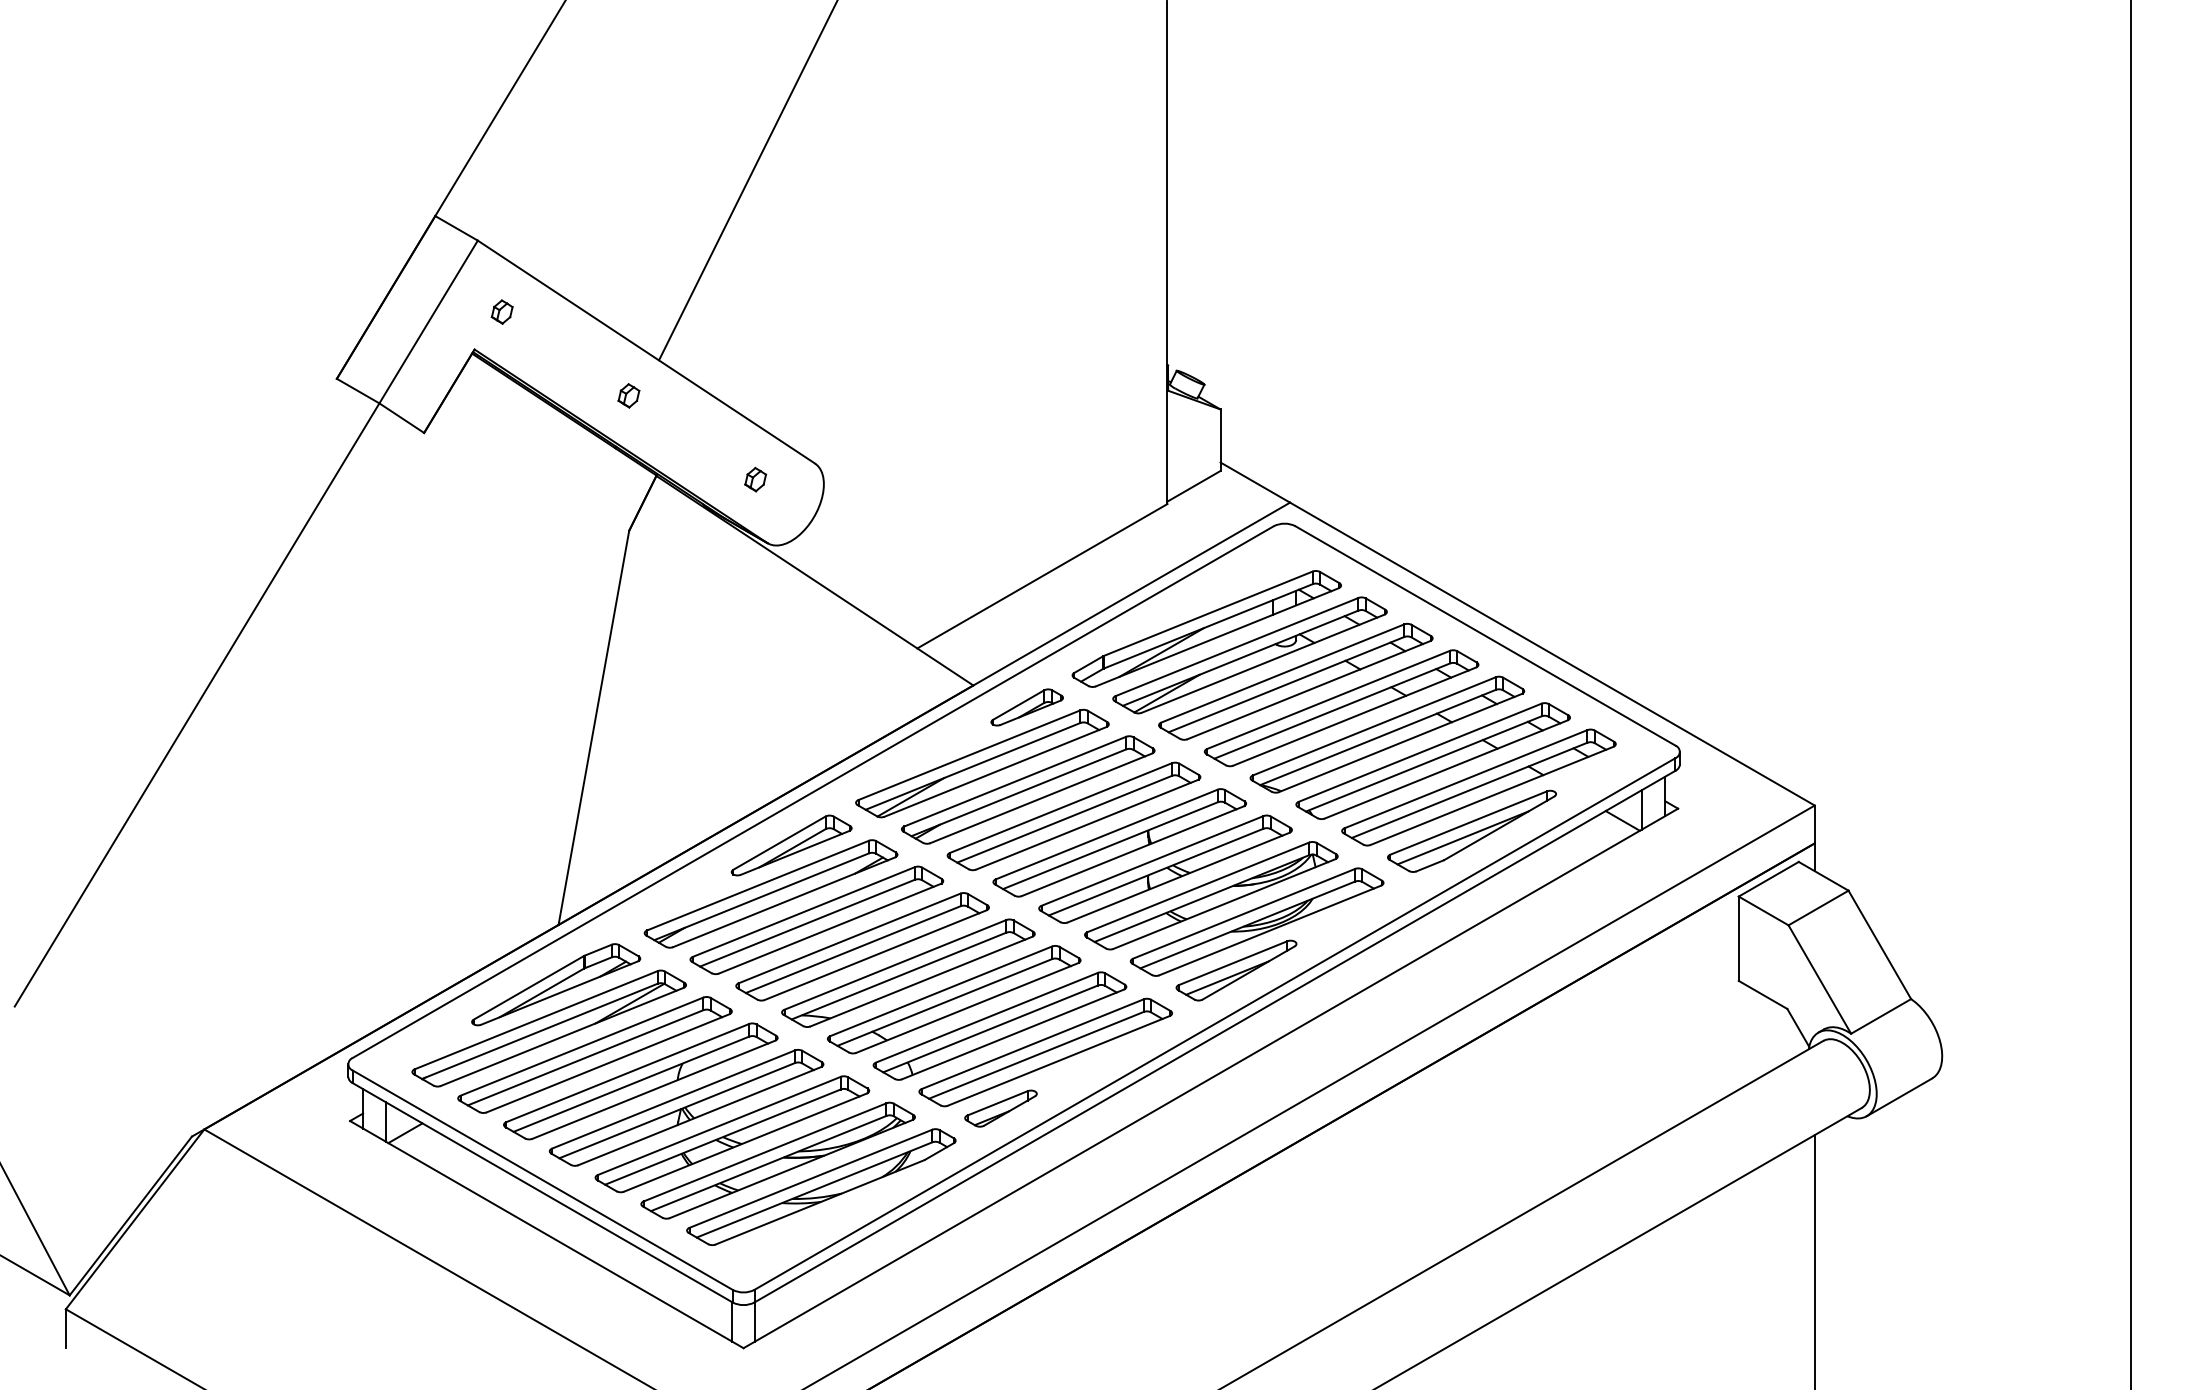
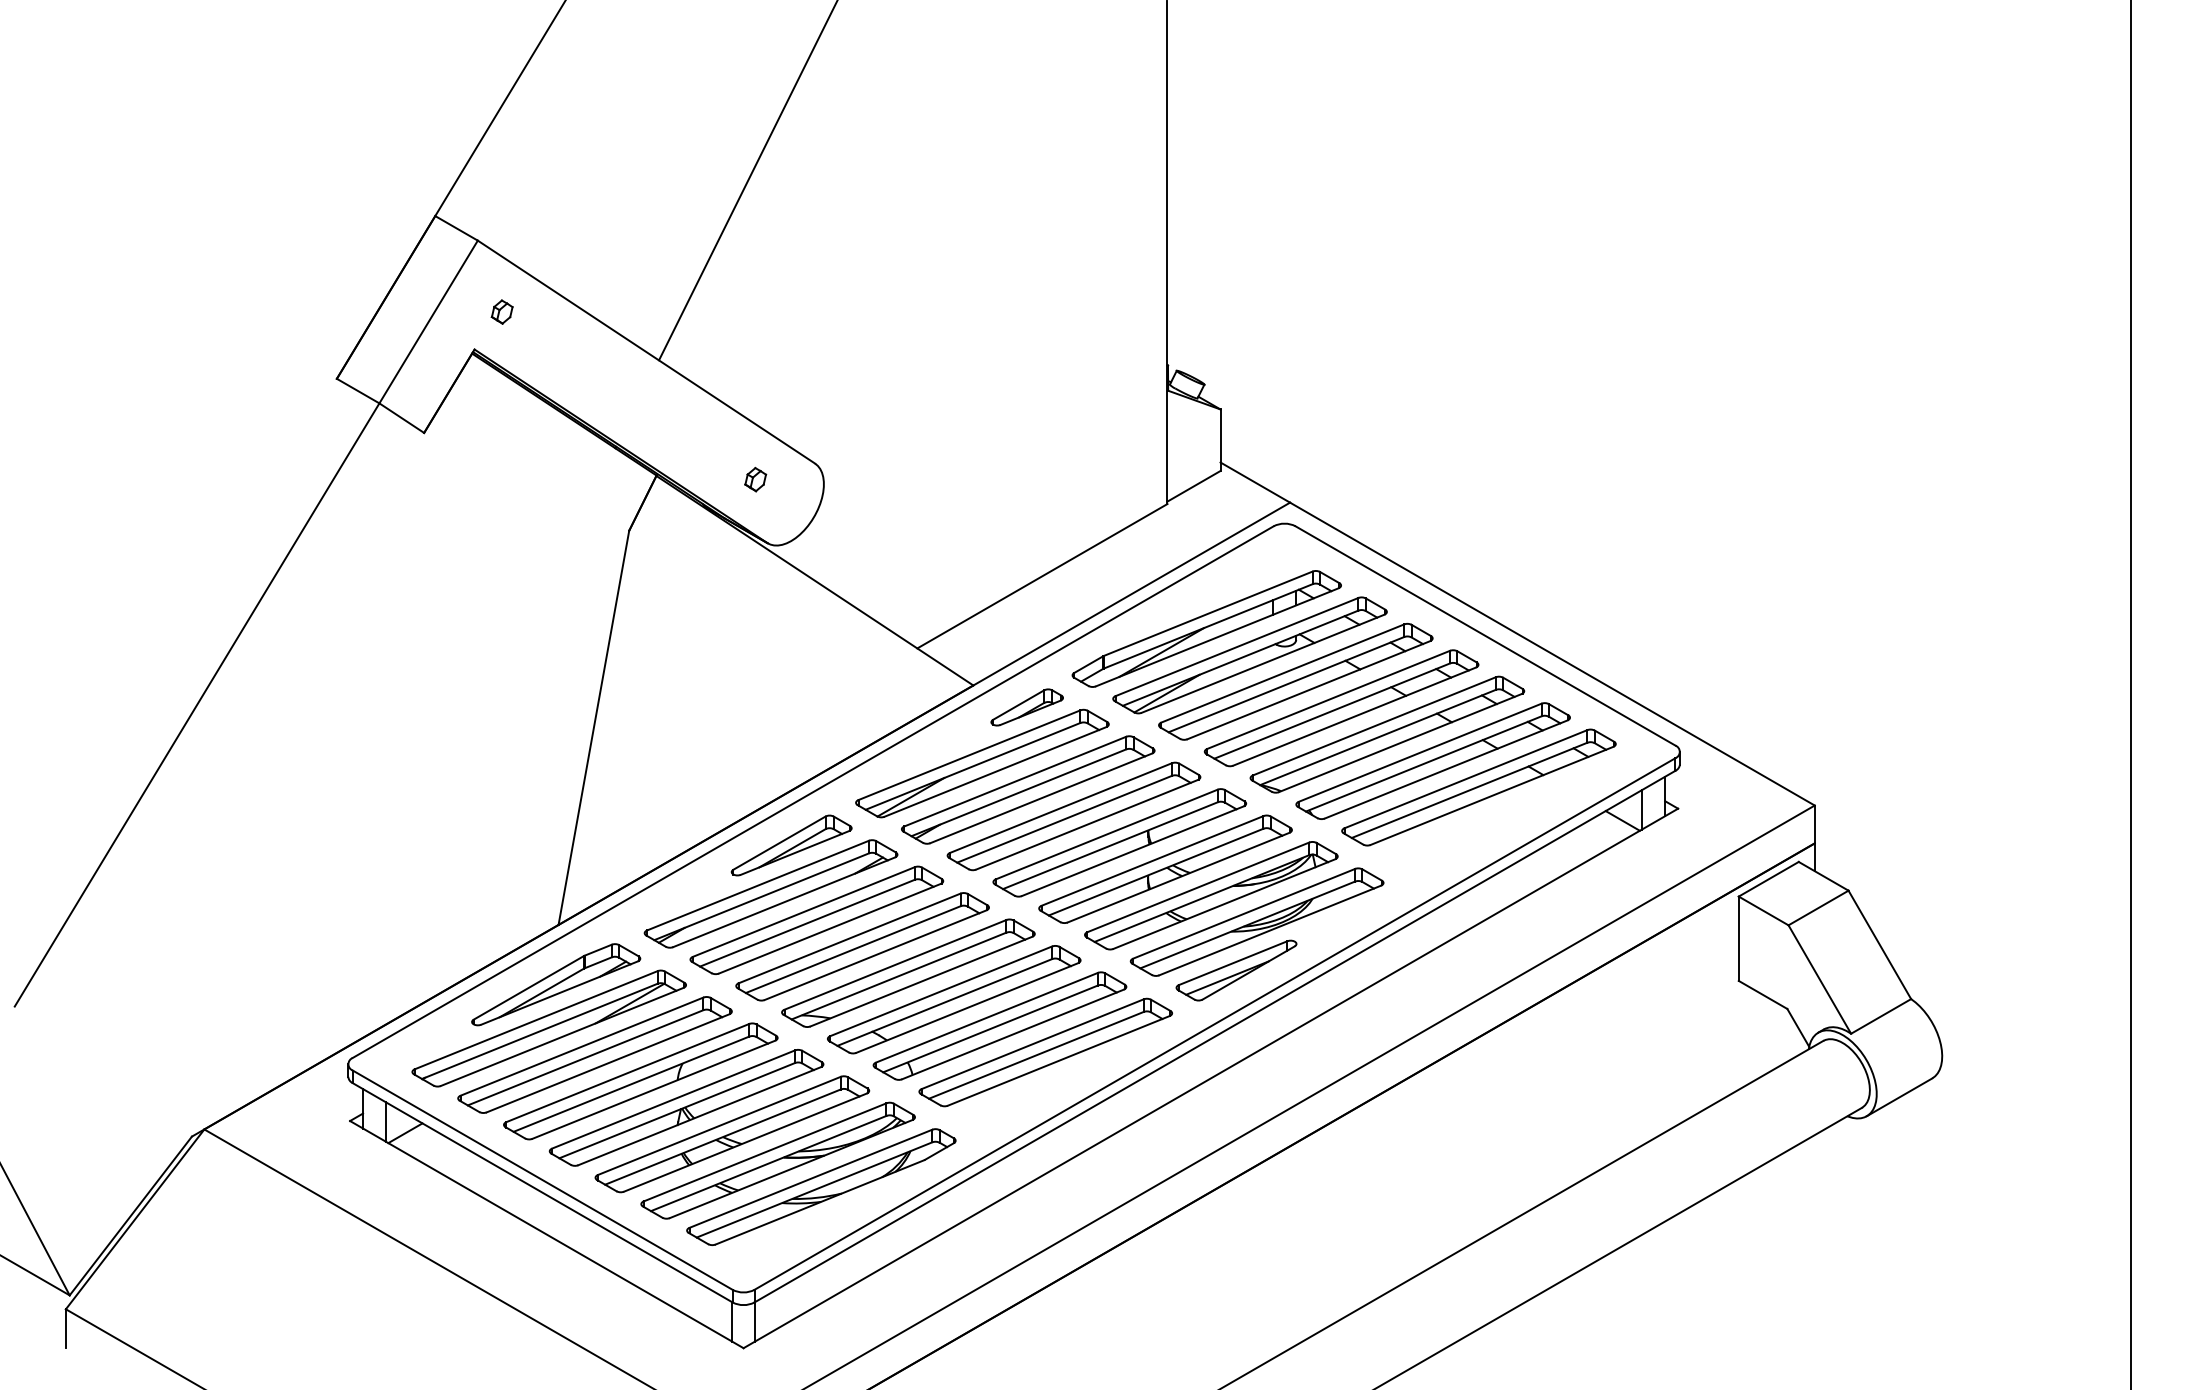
part: present -> none (628, 395)
part: present -> none (1471, 830)
part: present -> none (1000, 1108)
line: present -> none (1814, 1260)
